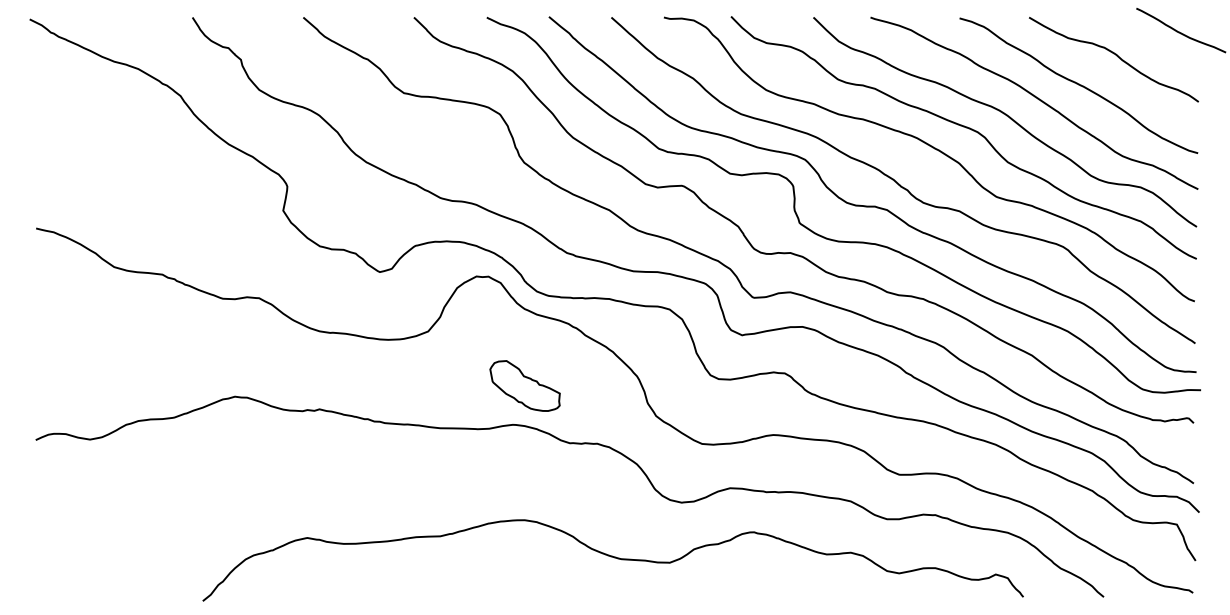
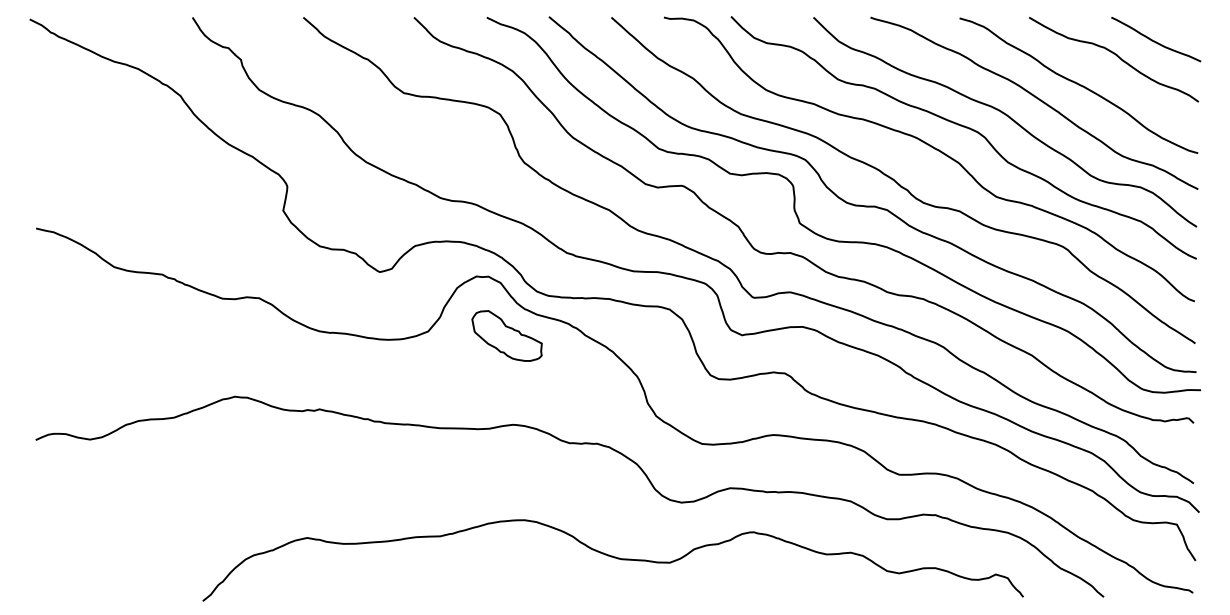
curve position: (1181, 32) -> (1156, 41) (1156, 41)
part position: (524, 385) -> (506, 335) (506, 335)
